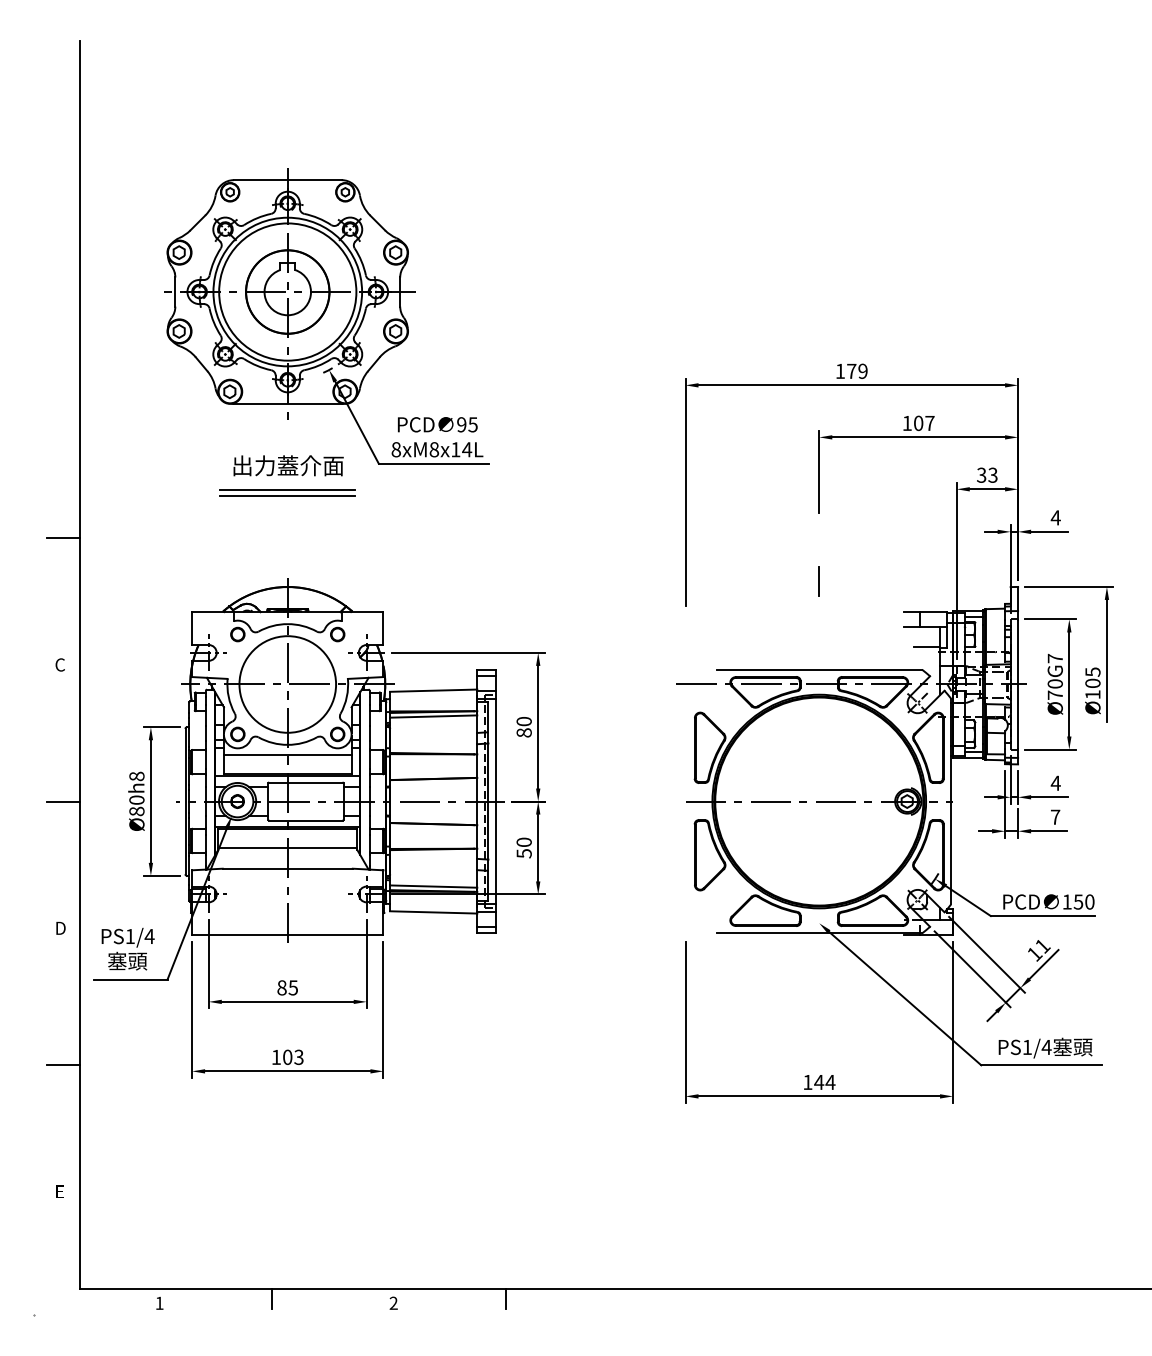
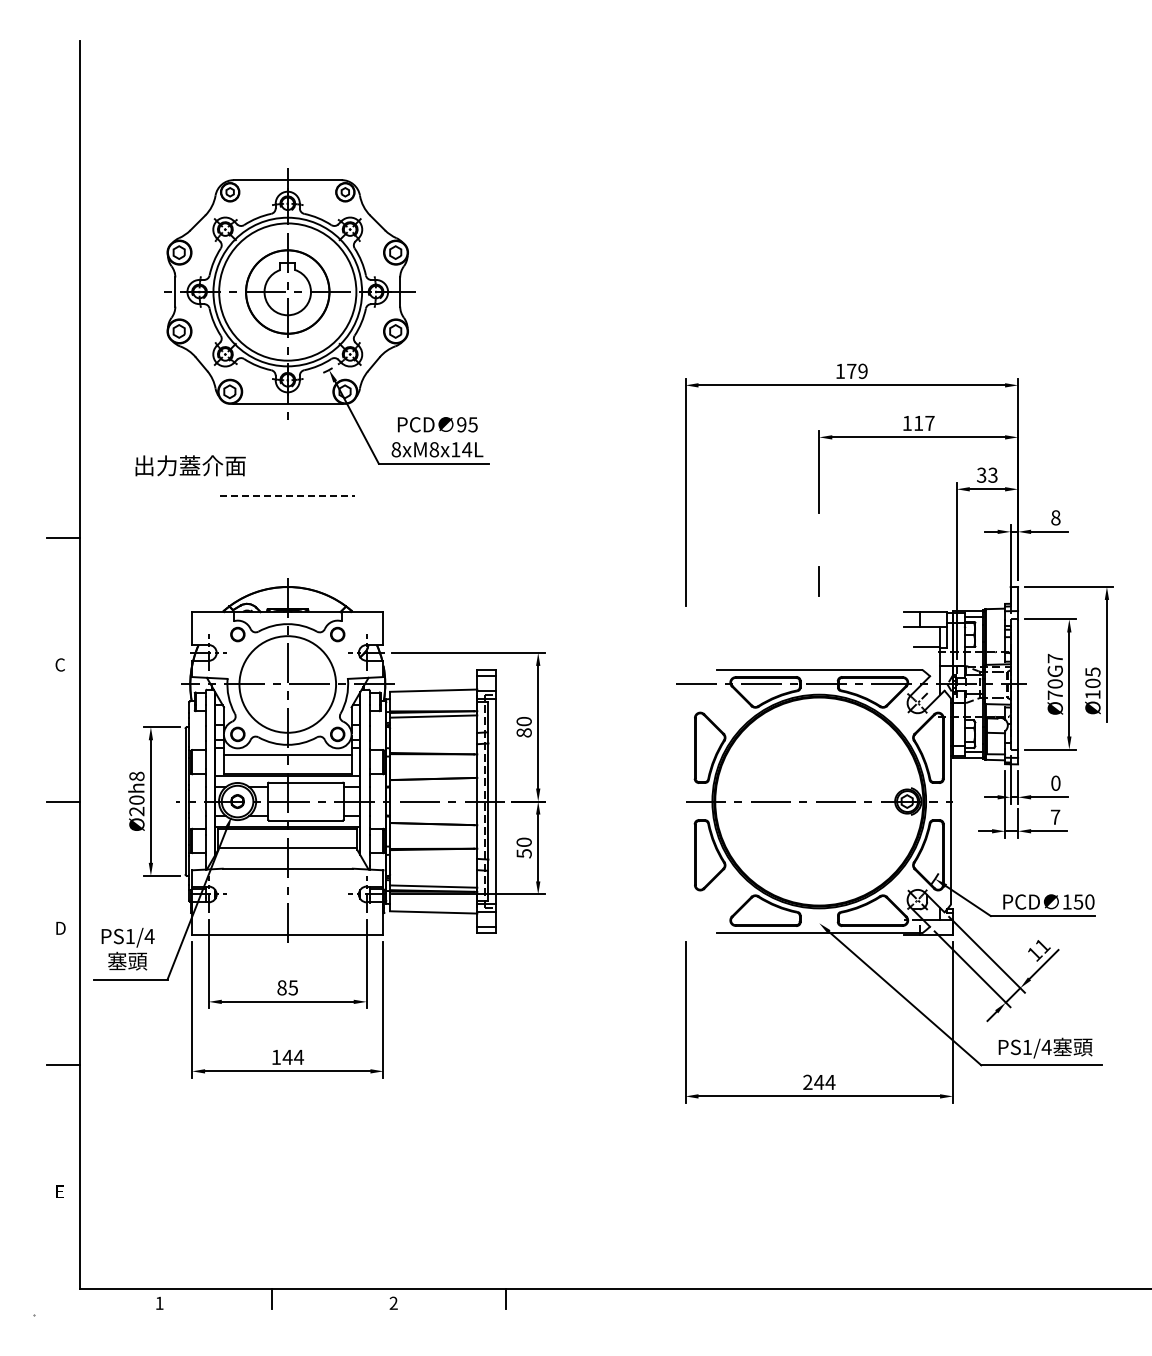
text: 107 -> 117 (918, 423)
text position: (288, 465) -> (190, 465) (190, 465)
line: present -> none (287, 490)
line: solid -> dashed (288, 496)
text: 4 -> 8 (1055, 517)
text: 4 -> 0 (1055, 782)
text: Ø80h8 -> Ø20h8 (136, 811)
text: 103 -> 144 (293, 1057)
text: 144 -> 244 (807, 1081)
